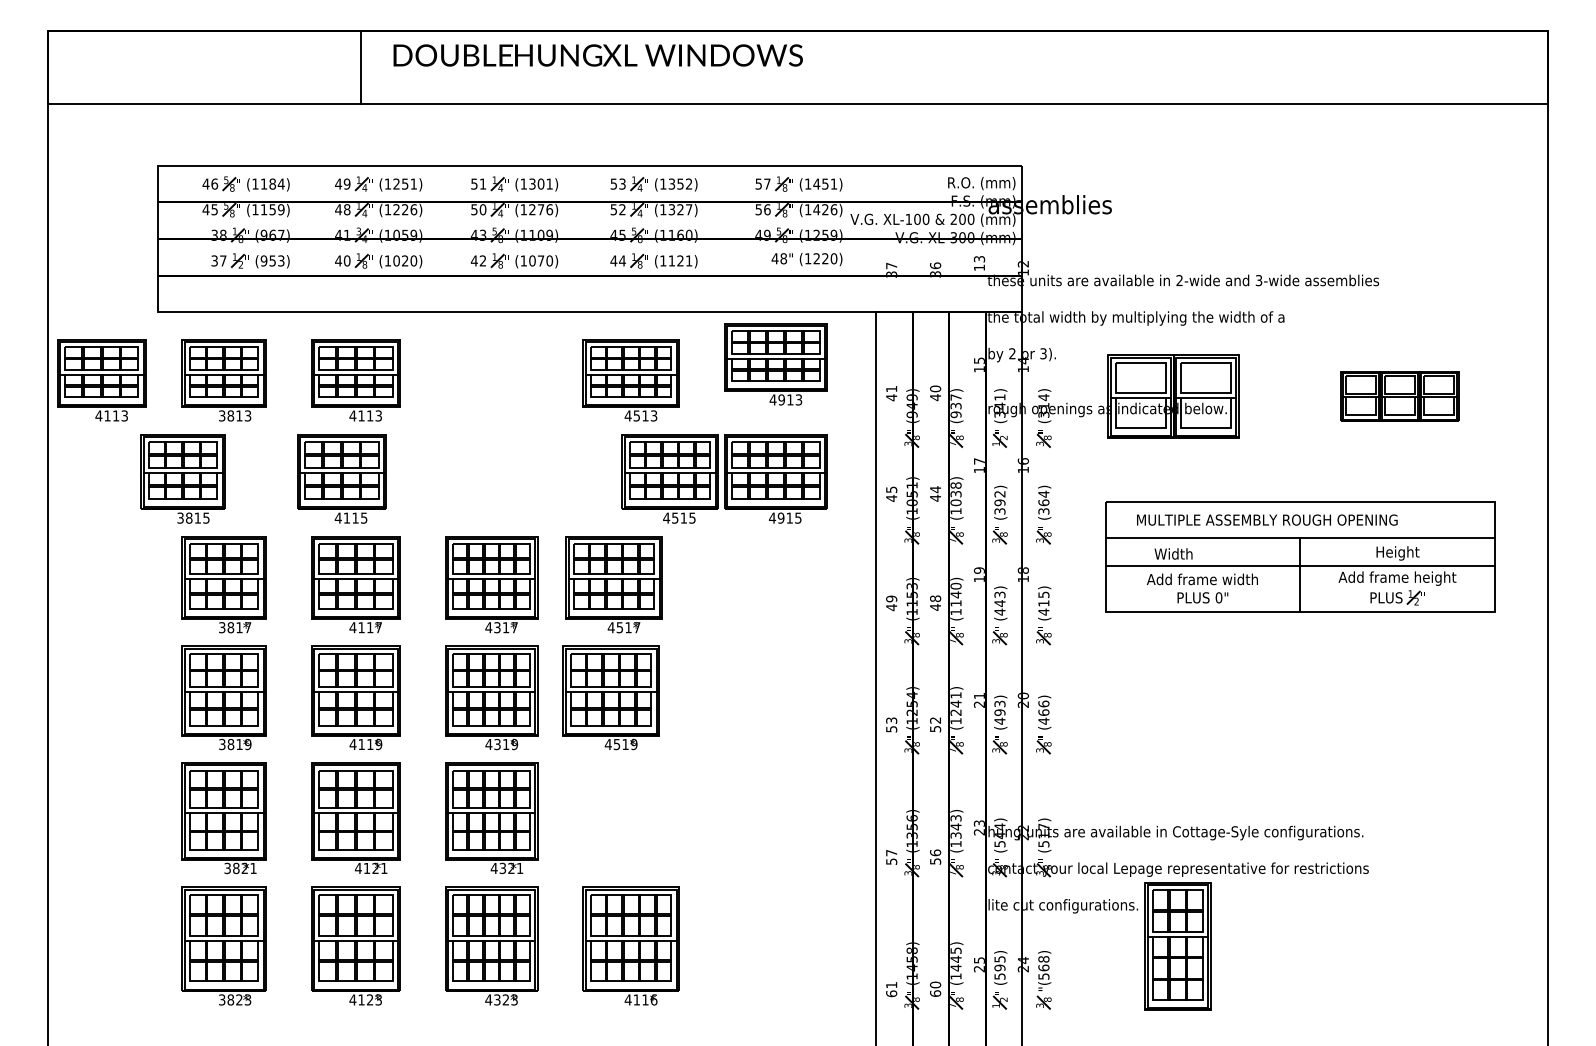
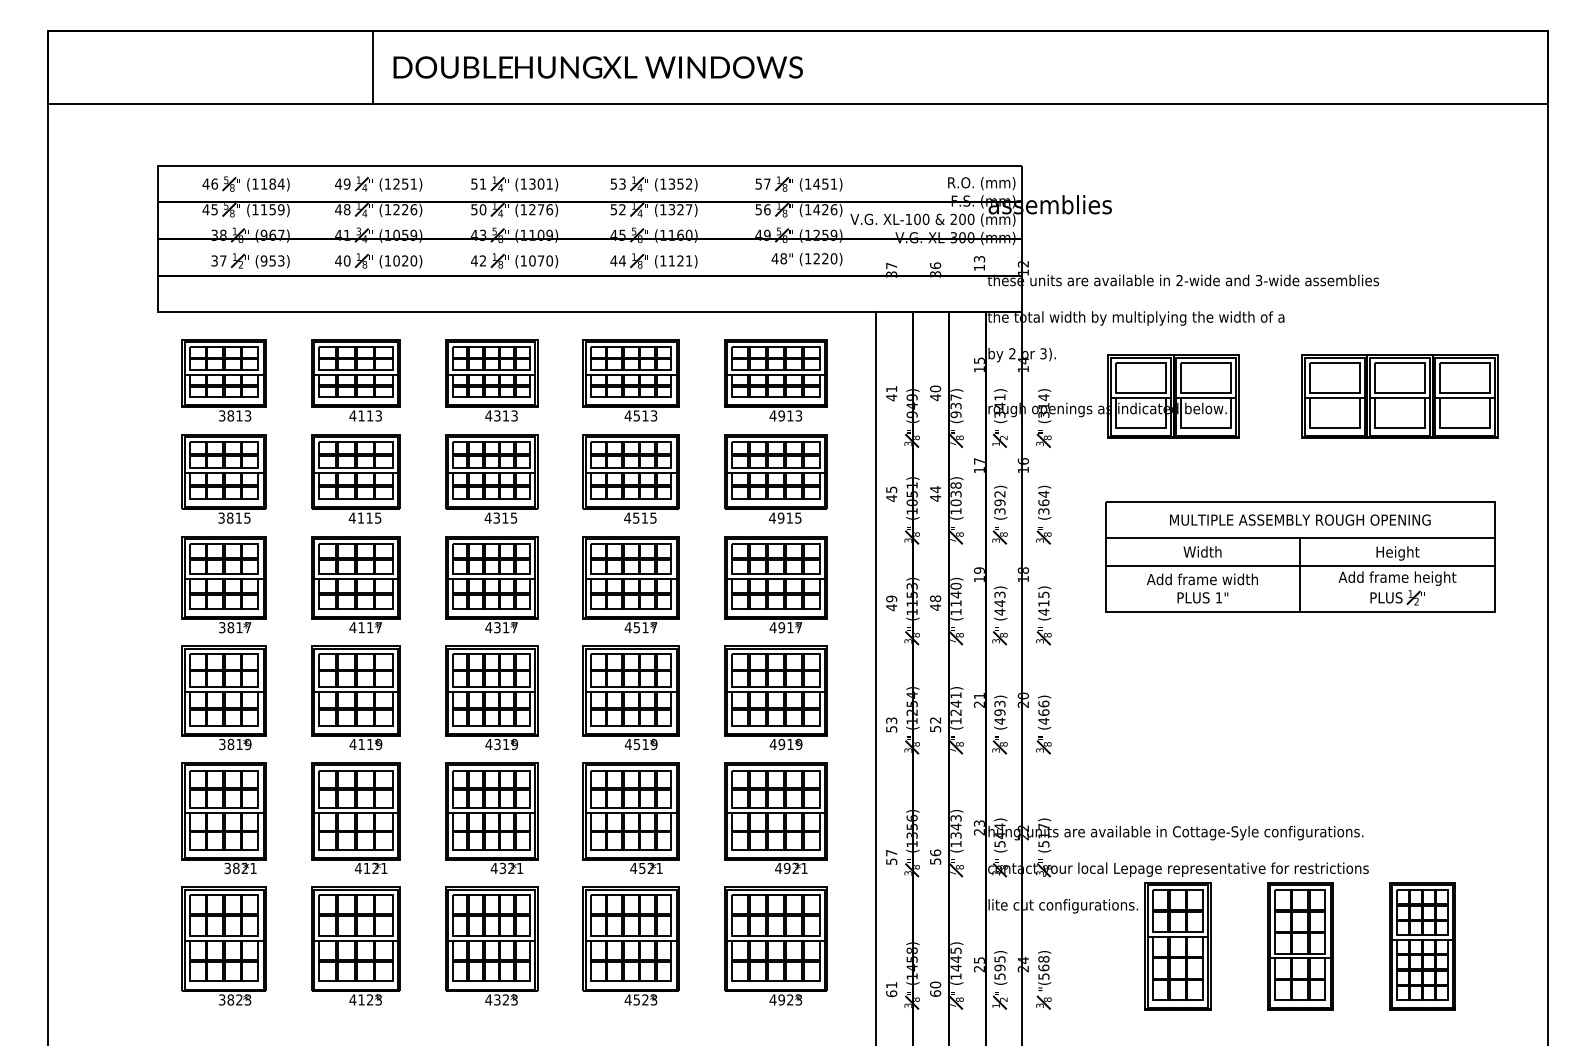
text position: (597, 55) -> (597, 67) (597, 67)
line position: (361, 67) -> (373, 67) (373, 67)
part position: (775, 364) -> (775, 380) (775, 380)
part: present -> none (101, 380)
part: none -> present (491, 380)
part size: 120x51 px -> 198x85 px (1399, 396)
part position: (182, 478) -> (223, 478) (223, 478)
part position: (341, 478) -> (355, 478) (355, 478)
part: none -> present (491, 478)
part position: (669, 478) -> (630, 478) (630, 478)
text position: (1267, 519) -> (1300, 519) (1300, 519)
text position: (1173, 553) -> (1202, 551) (1202, 551)
part position: (613, 584) -> (630, 584) (630, 584)
part: none -> present (775, 584)
text: 0" -> 1" (1218, 597)
part position: (610, 697) -> (630, 697) (630, 697)
part: none -> present (775, 697)
part: none -> present (630, 818)
part: none -> present (775, 818)
part: none -> present (775, 945)
part: none -> present (1300, 946)
part: none -> present (1422, 946)
text: 4116 -> 4523 (645, 999)
